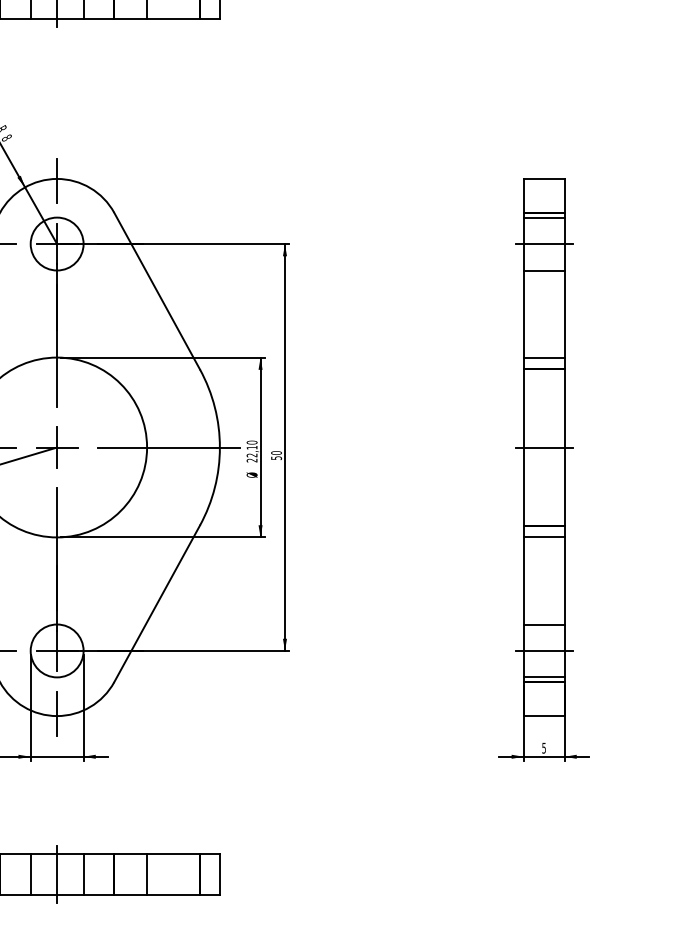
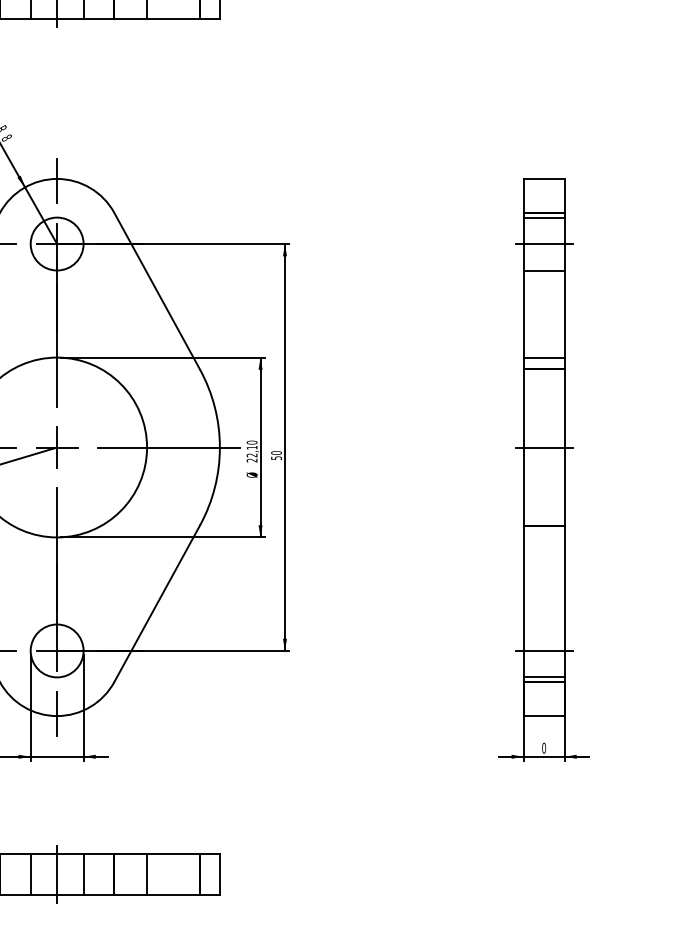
line: present -> none (543, 537)
line: present -> none (543, 624)
text: 5 -> 0 (544, 748)
